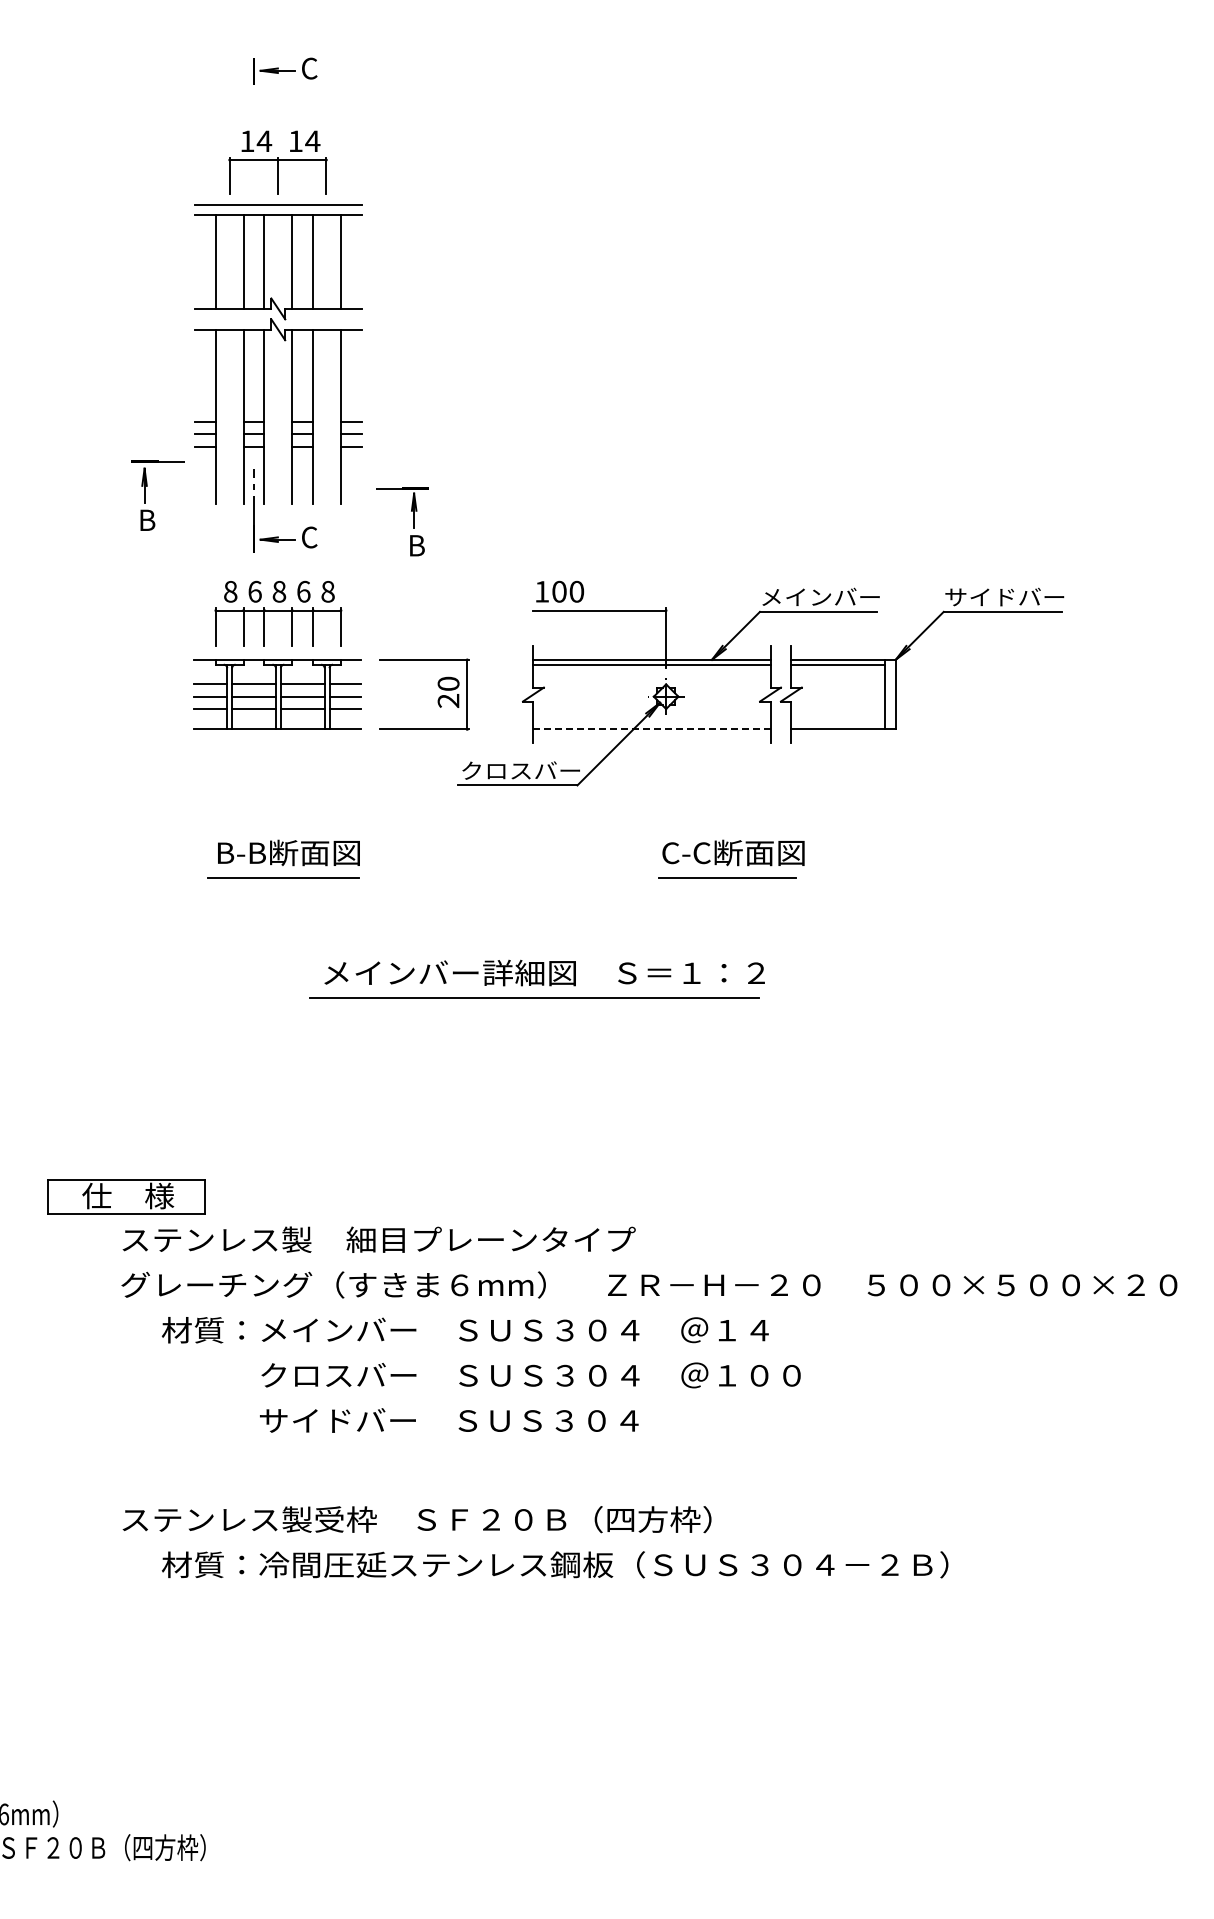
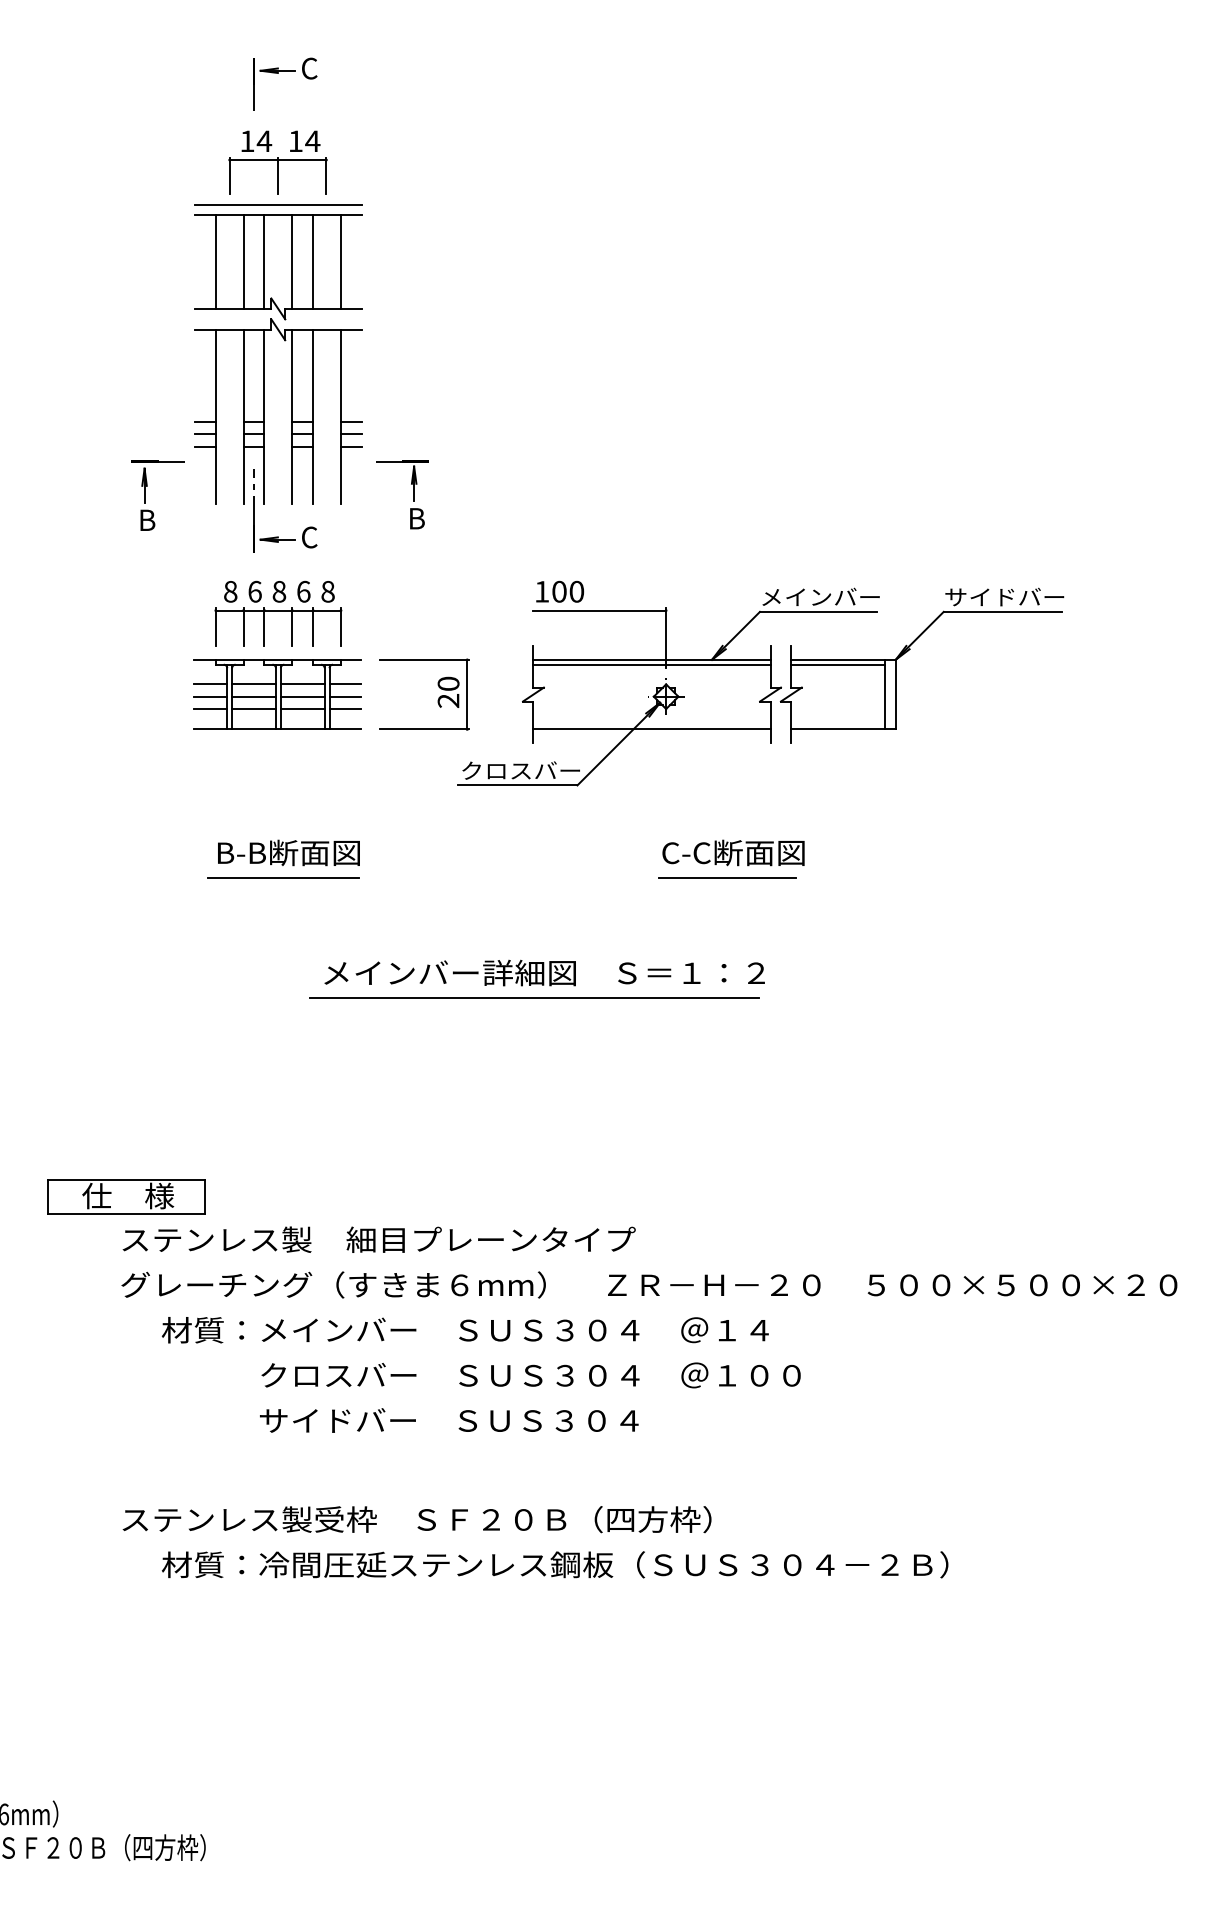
line: none -> present (253, 98)
part position: (413, 521) -> (413, 494) (413, 494)
line: dashed -> solid (652, 729)
